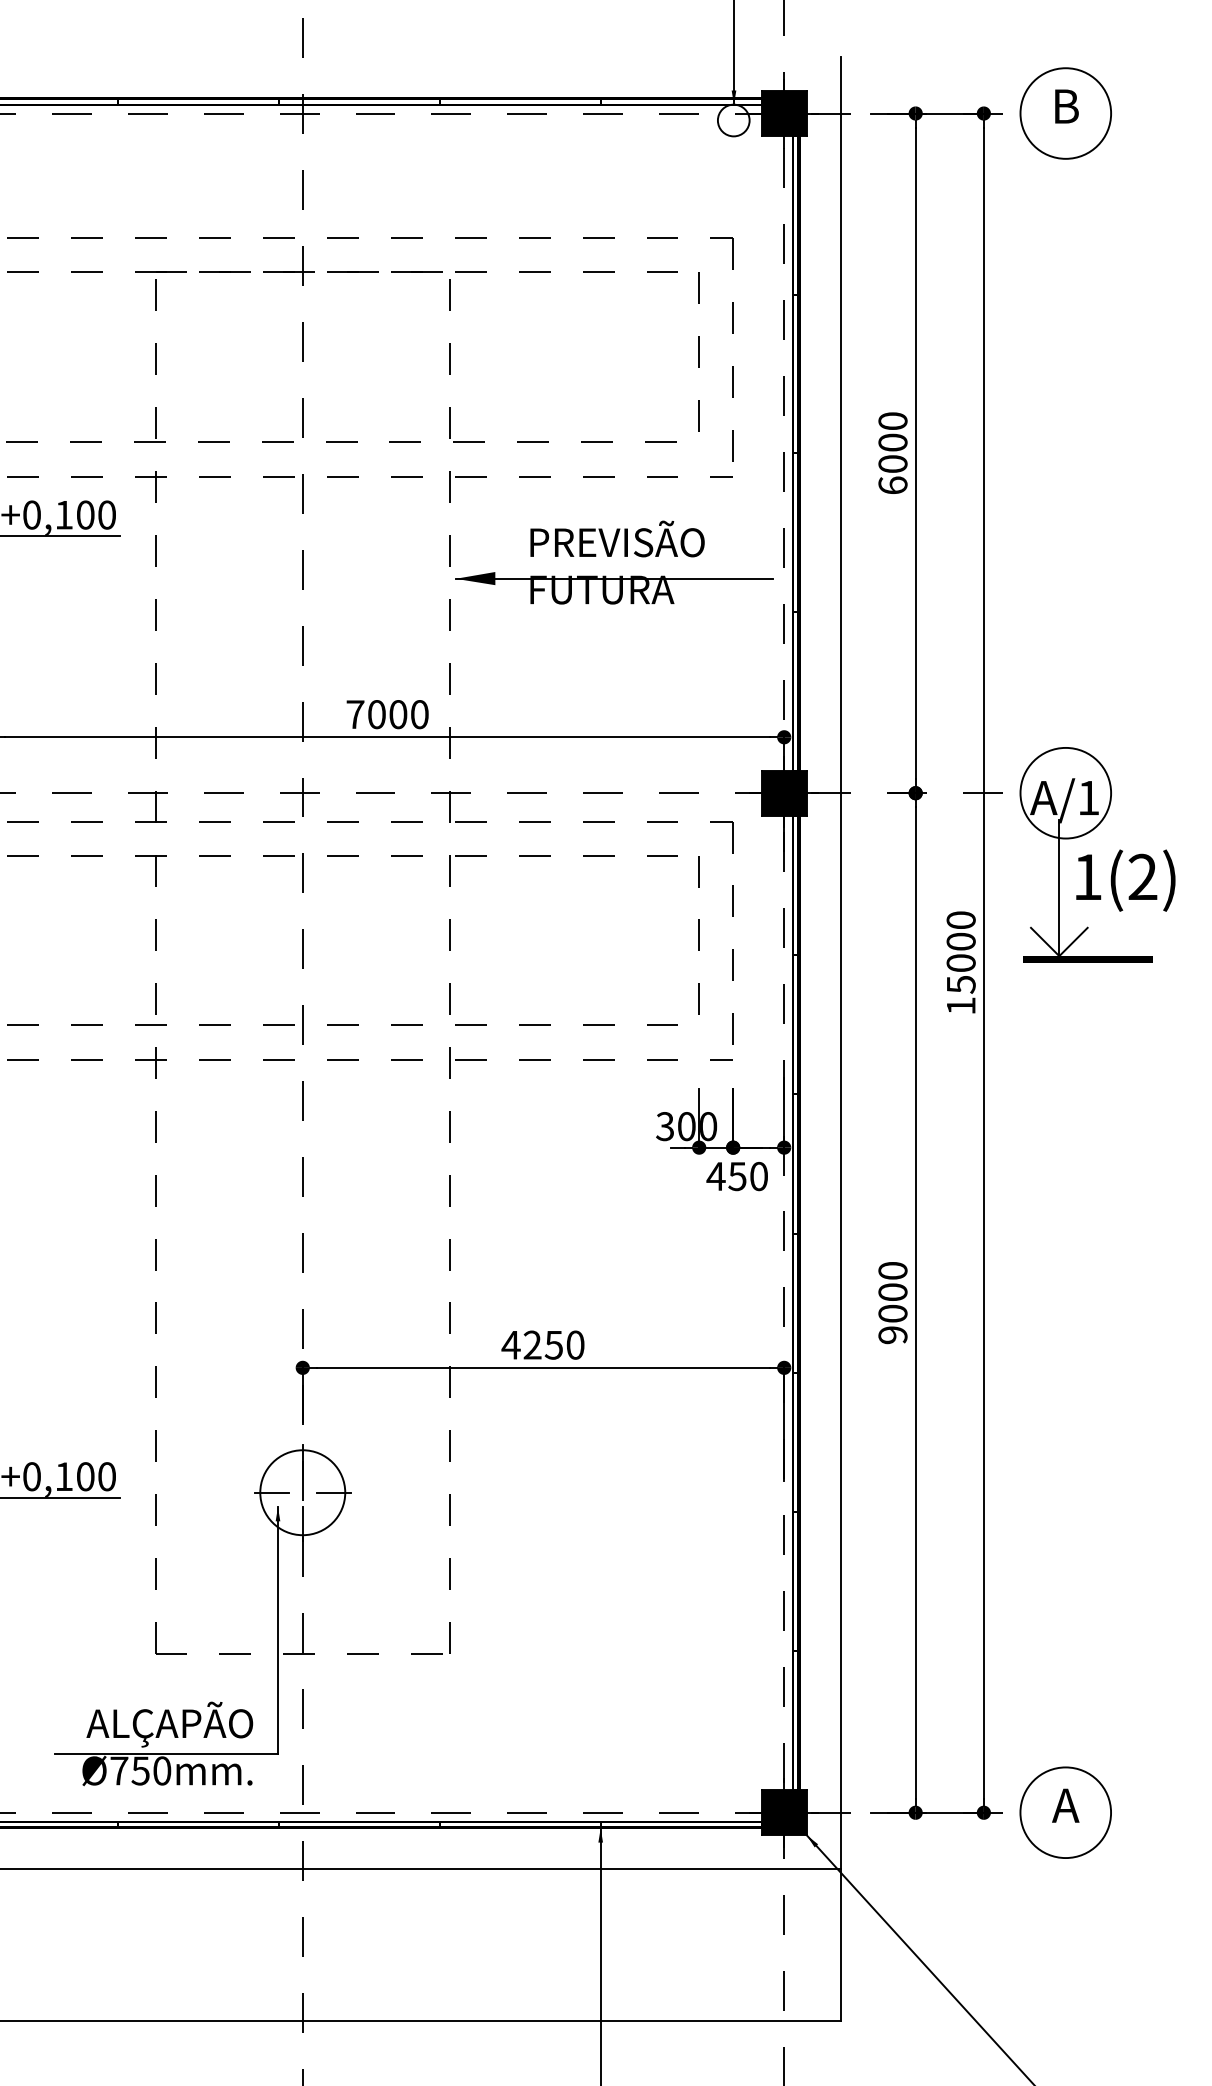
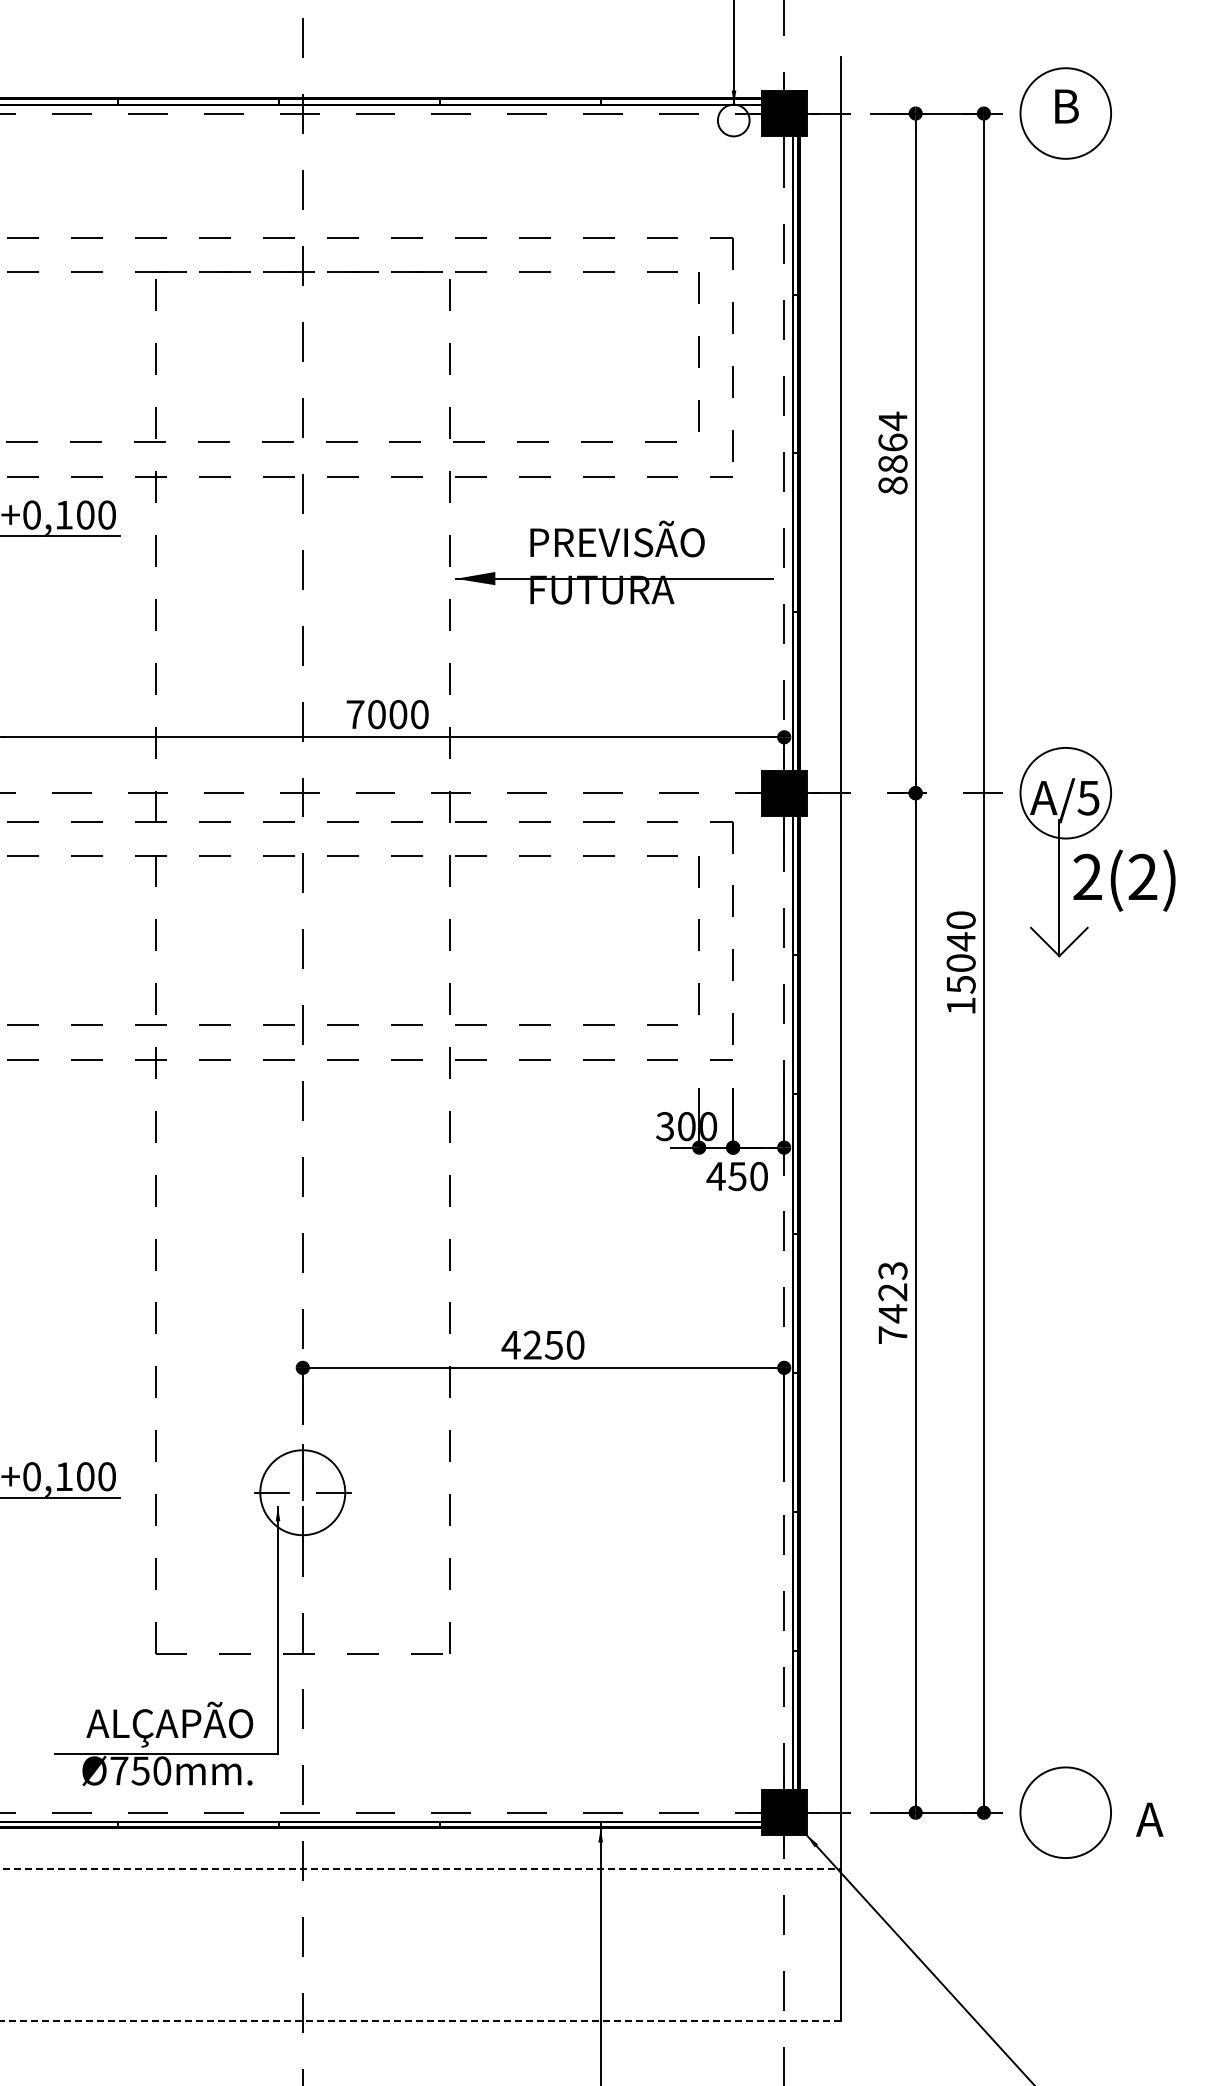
text: 6000 -> 8864 (892, 452)
text: /1 -> /5 (1088, 798)
text: 1(2) -> 2(2) (1087, 876)
text: 15000 -> 15040 (960, 941)
fill: present -> none (1087, 959)
text: 9000 -> 7423 (892, 1303)
text position: (1065, 1805) -> (1149, 1819) (1149, 1819)
line: solid -> dashed (420, 1869)
line: solid -> dashed (420, 2021)
